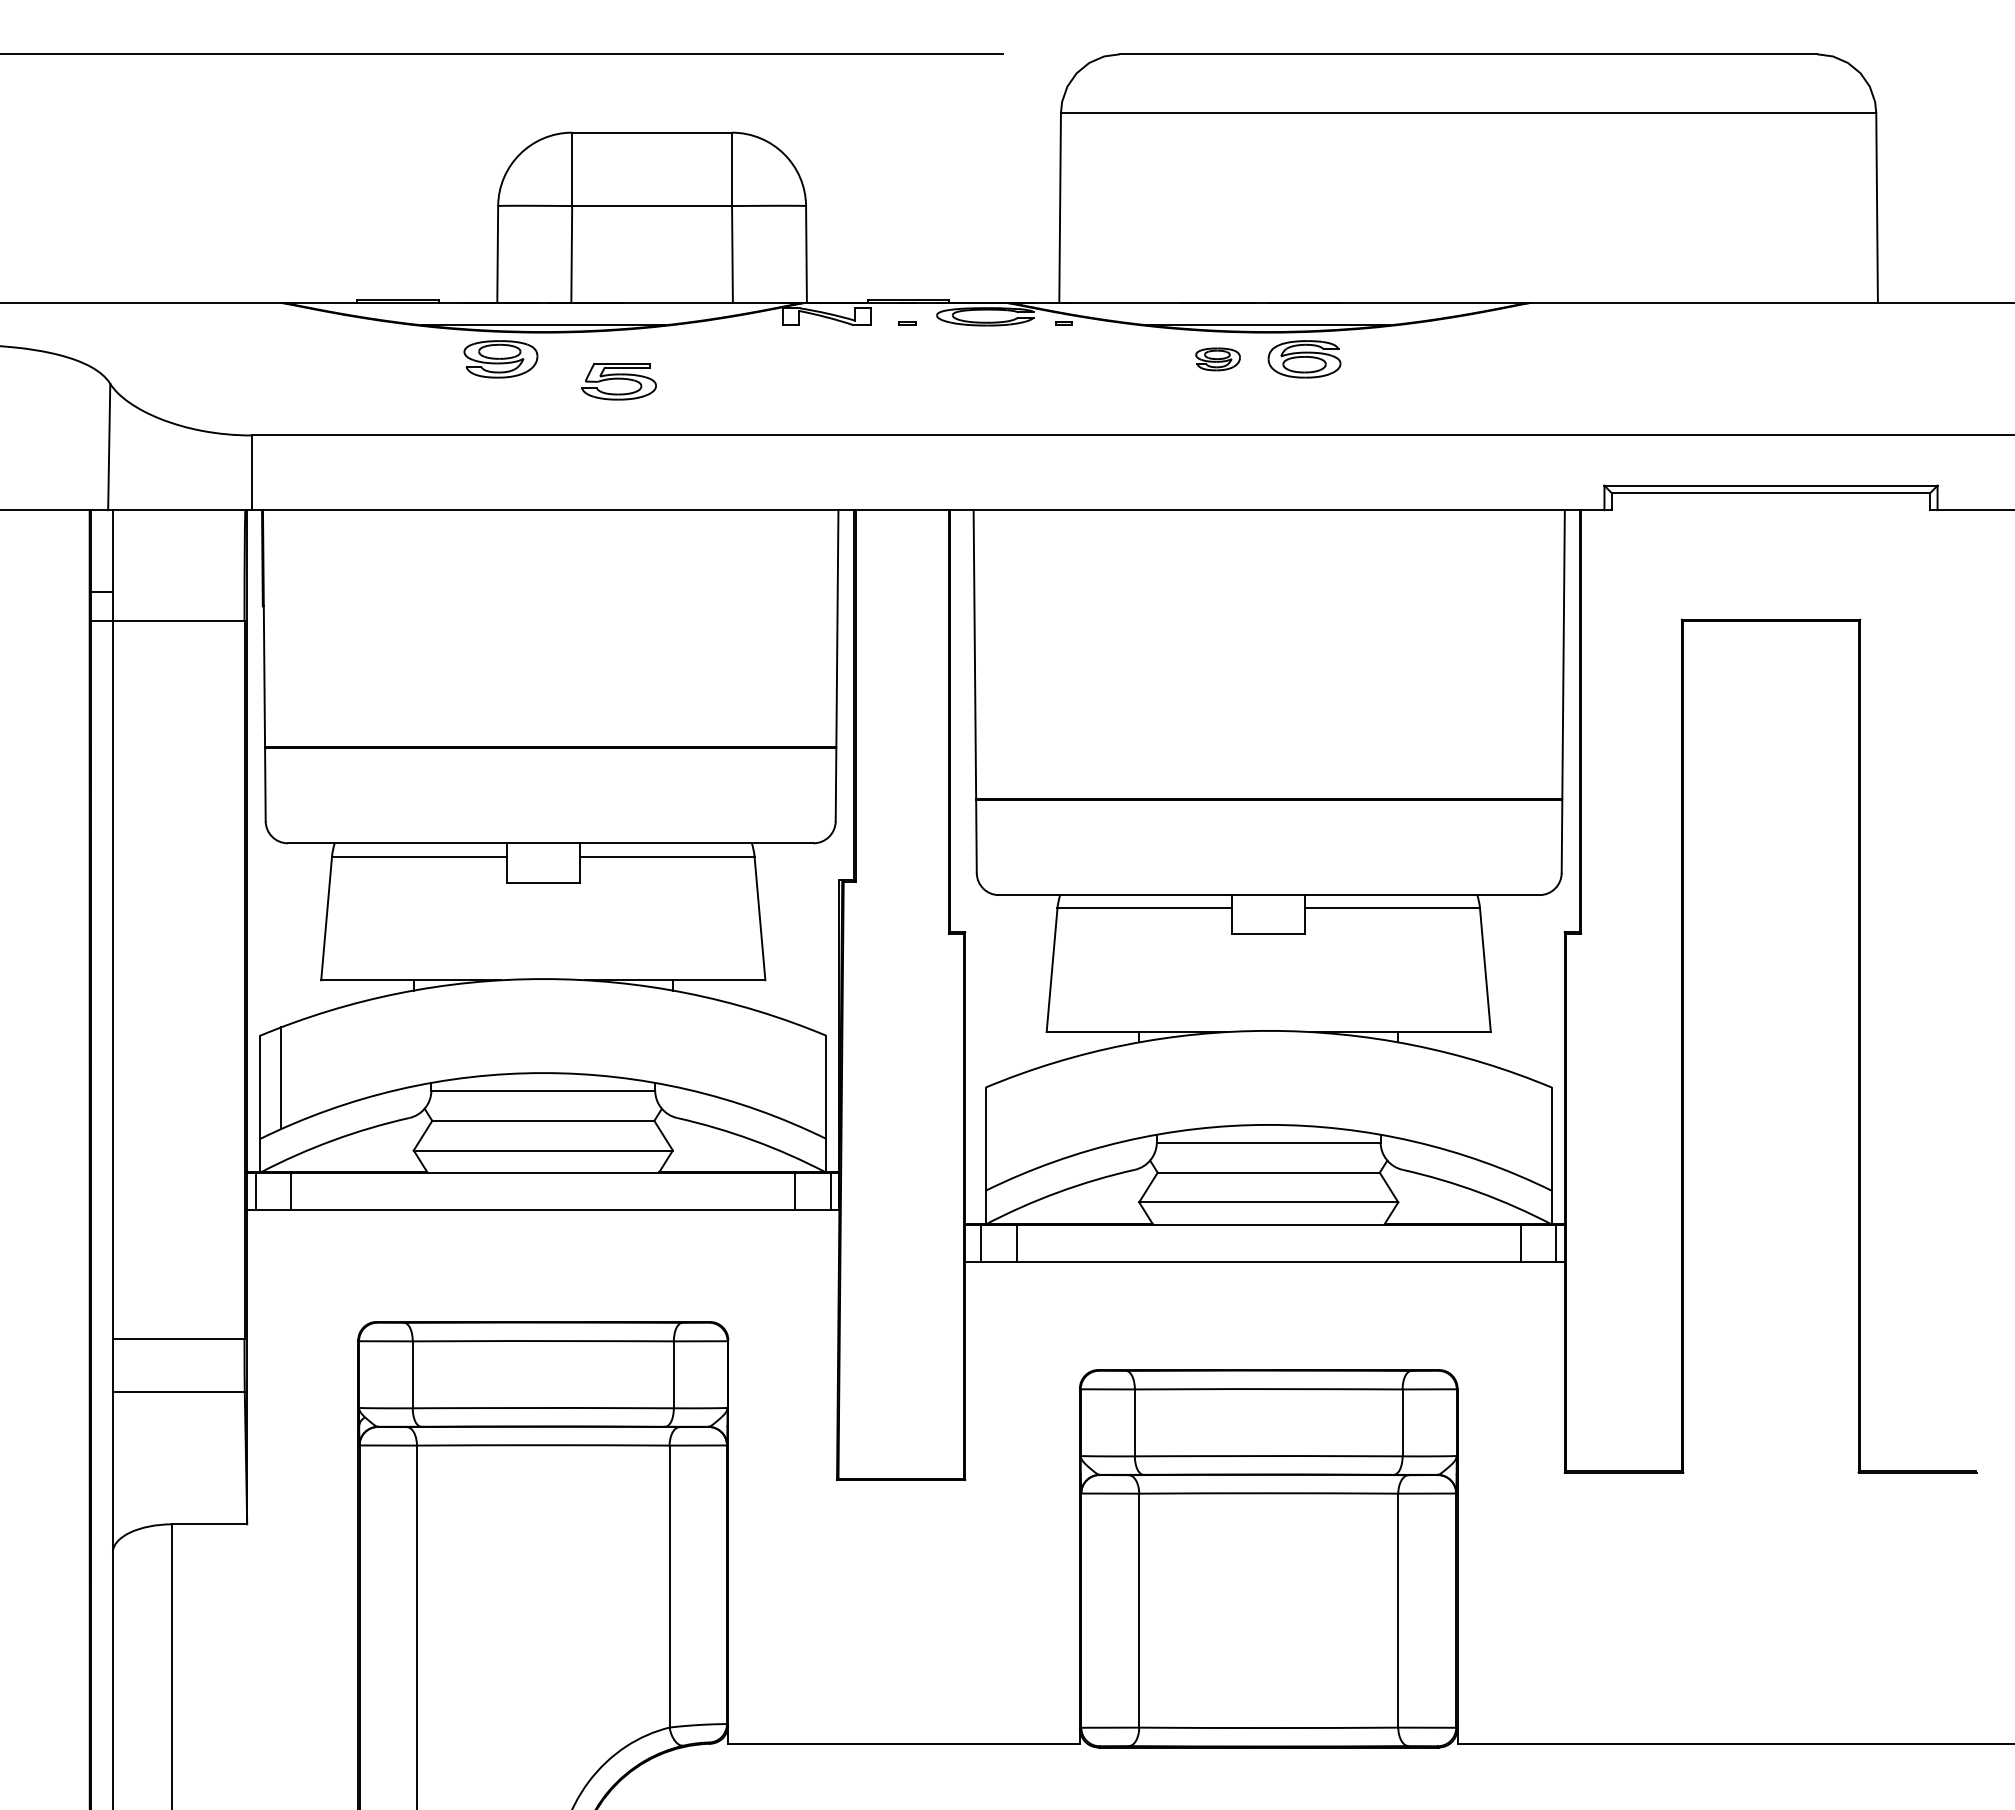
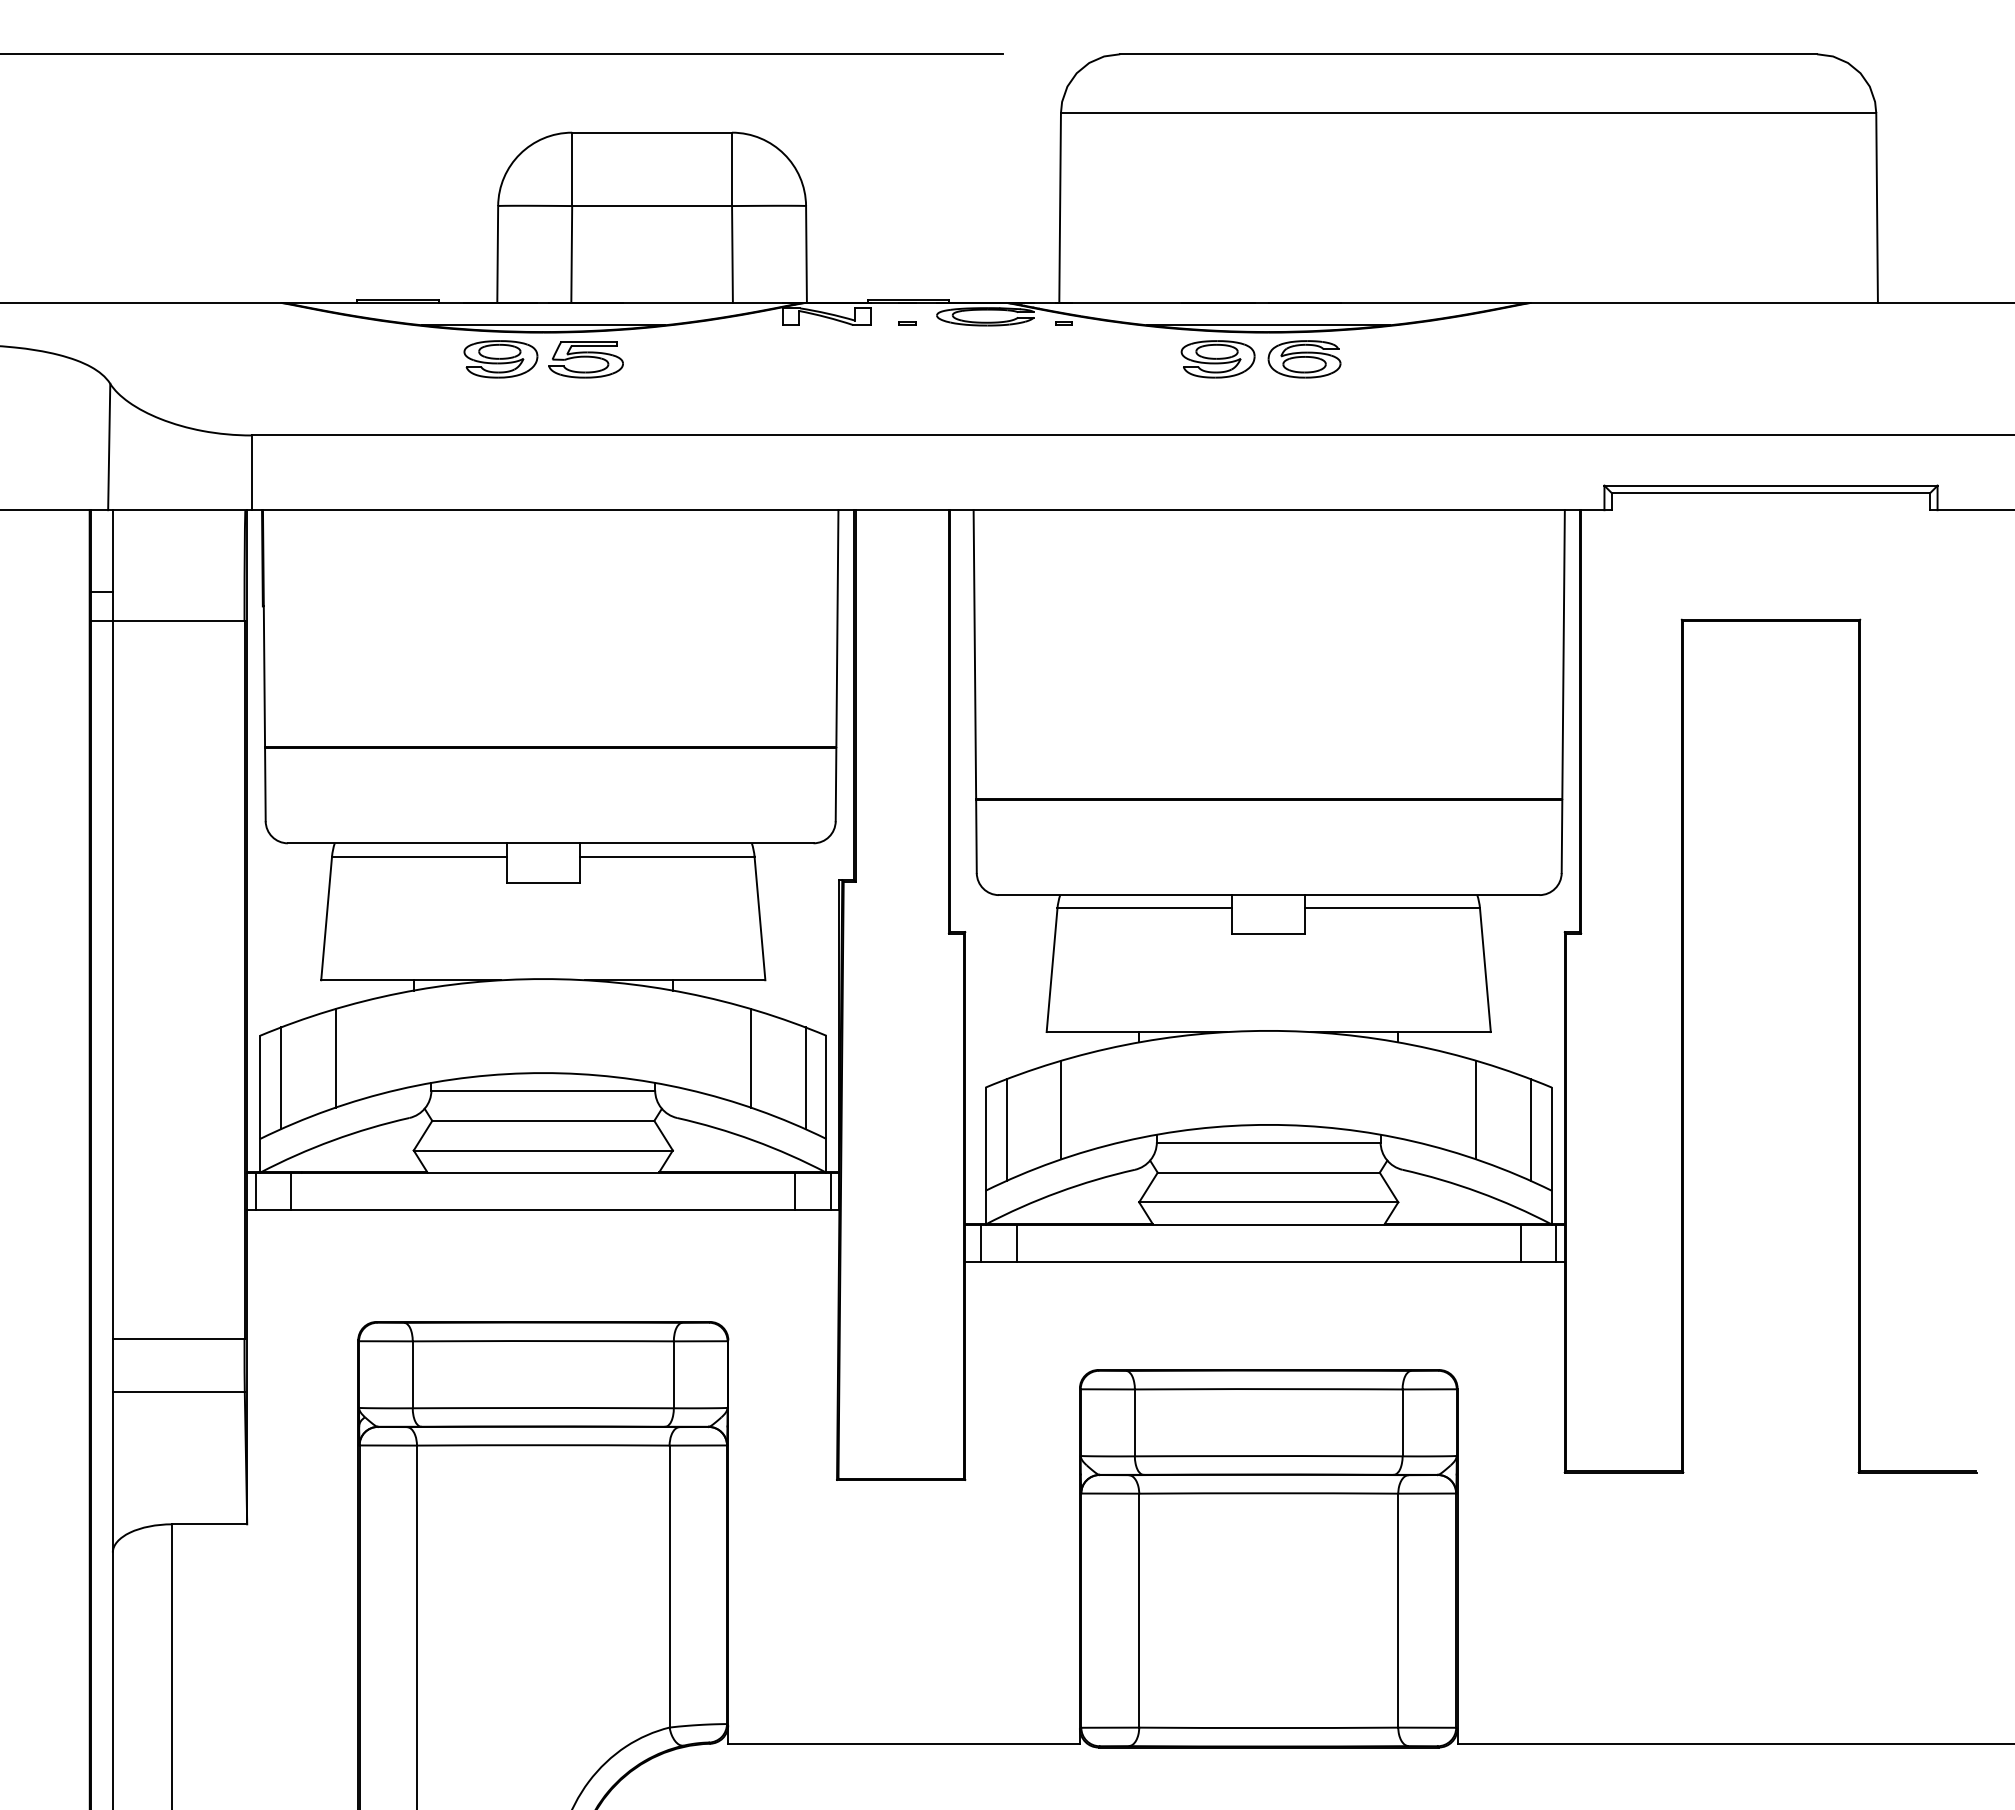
part size: 46x25 px -> 76x39 px (1217, 359)
part position: (618, 381) -> (585, 359) (585, 359)
line: none -> present (335, 1058)
line: none -> present (750, 1058)
line: none -> present (805, 1078)
line: none -> present (1061, 1109)
line: none -> present (1476, 1109)
line: none -> present (1006, 1129)
line: none -> present (1530, 1129)
